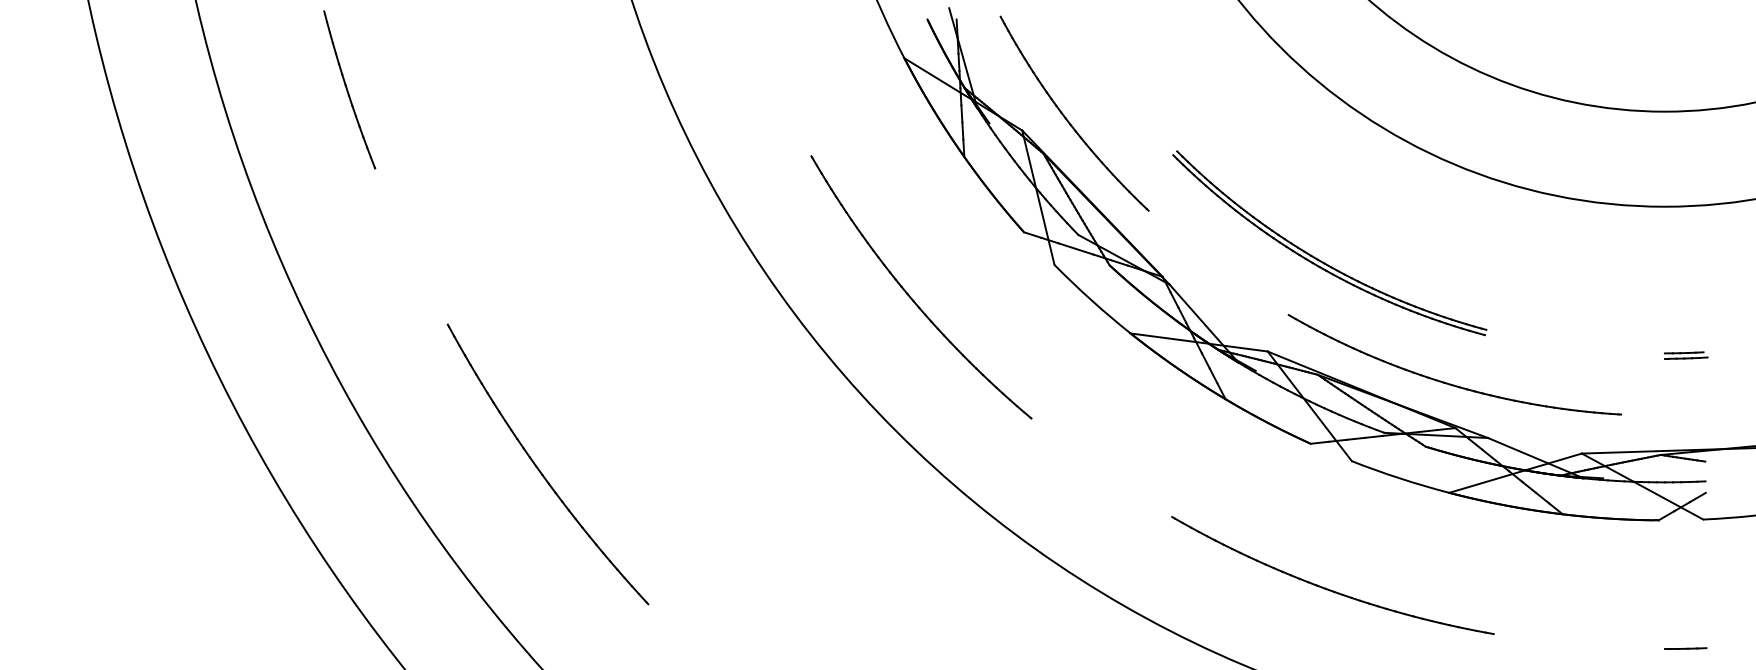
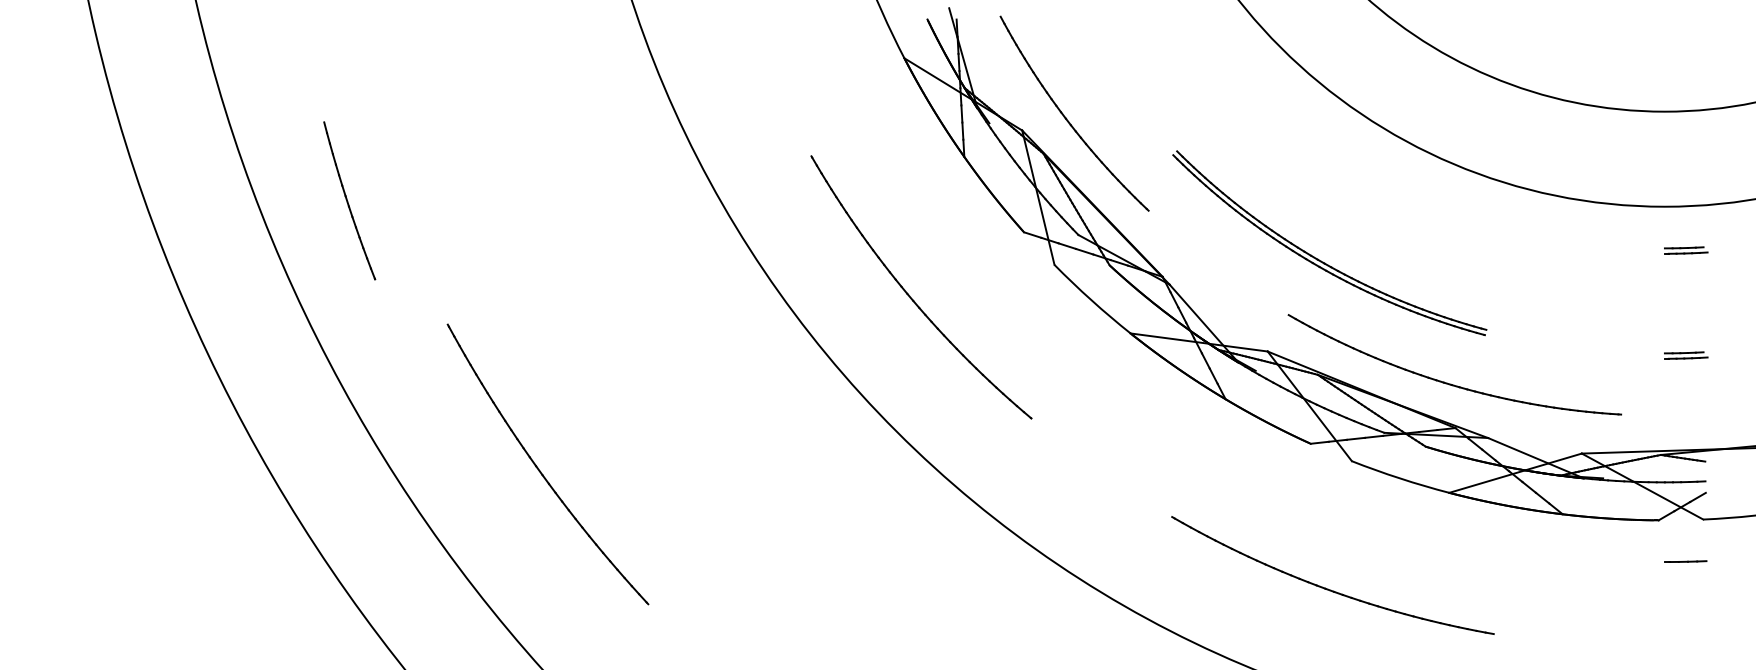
part position: (349, 89) -> (349, 200) (349, 200)
part: none -> present (1686, 250)
line position: (1685, 648) -> (1685, 561) (1685, 561)
